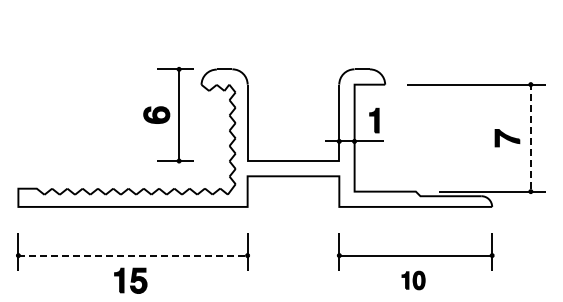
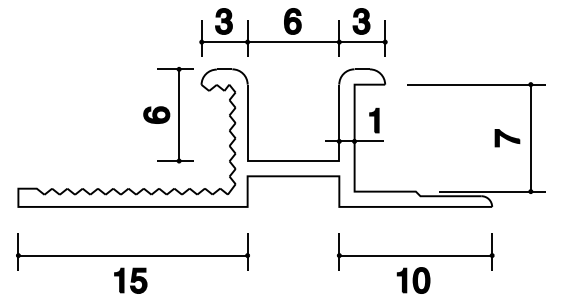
part: none -> present (293, 32)
line: dashed -> solid (530, 137)
line: dashed -> solid (133, 255)
part size: 25x21 px -> 35x27 px (413, 280)
